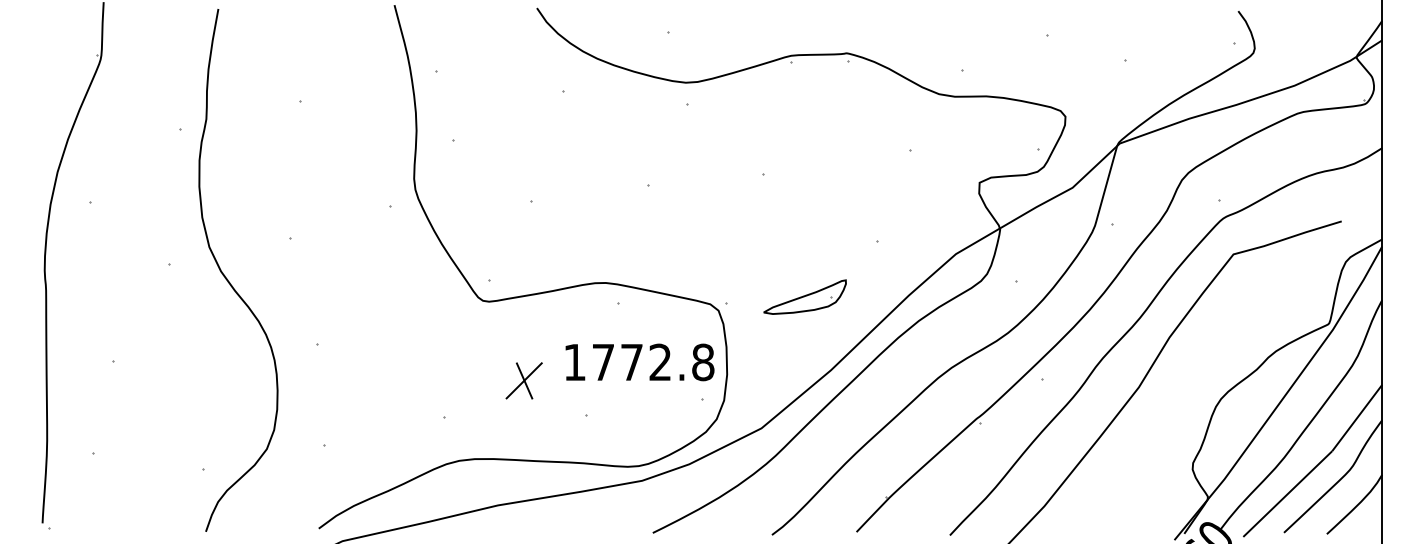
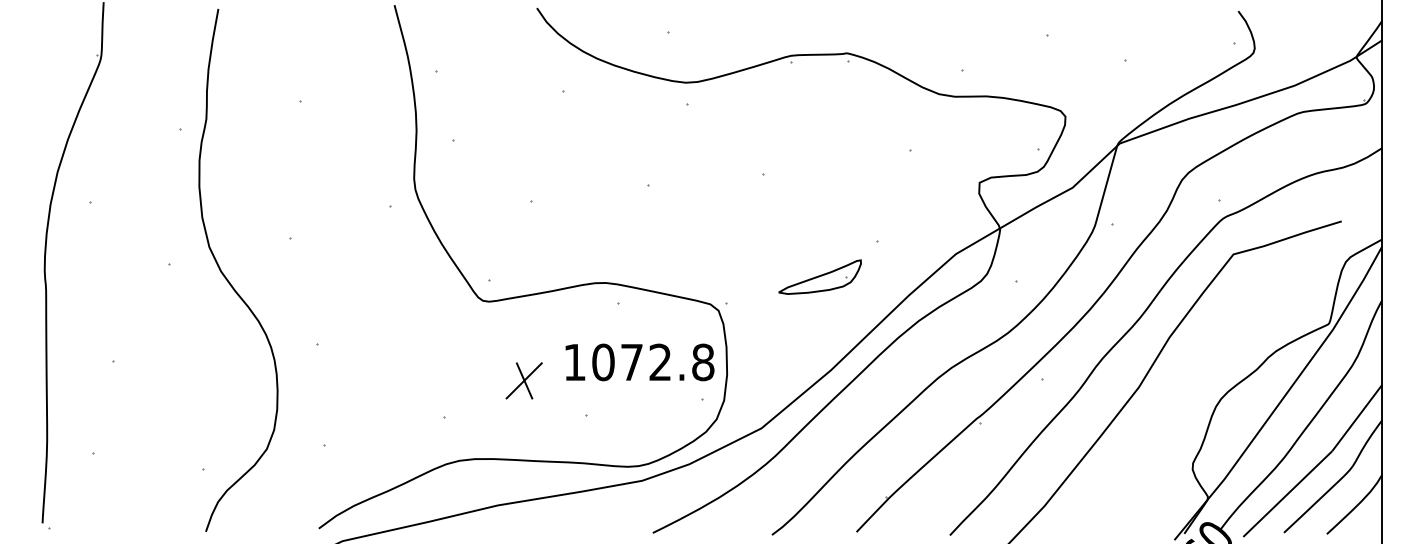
part position: (804, 296) -> (819, 276) (819, 276)
text: 1772.8 -> 1072.8 (603, 362)
